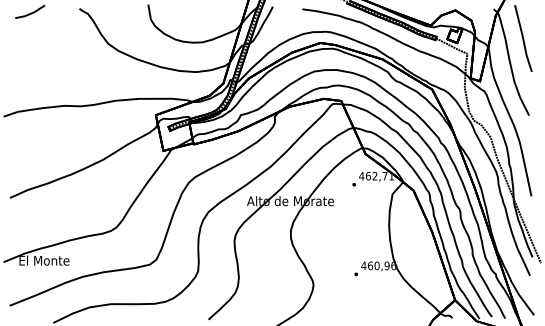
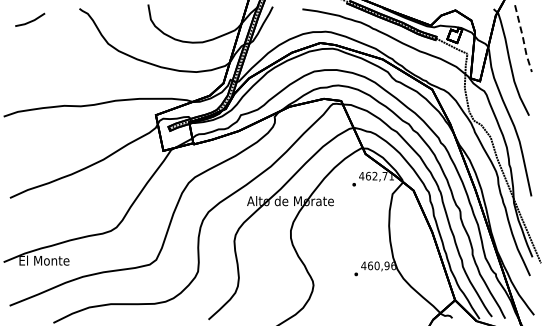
line position: (30, 12) -> (30, 20) (30, 20)
line: solid -> dashed (523, 38)
